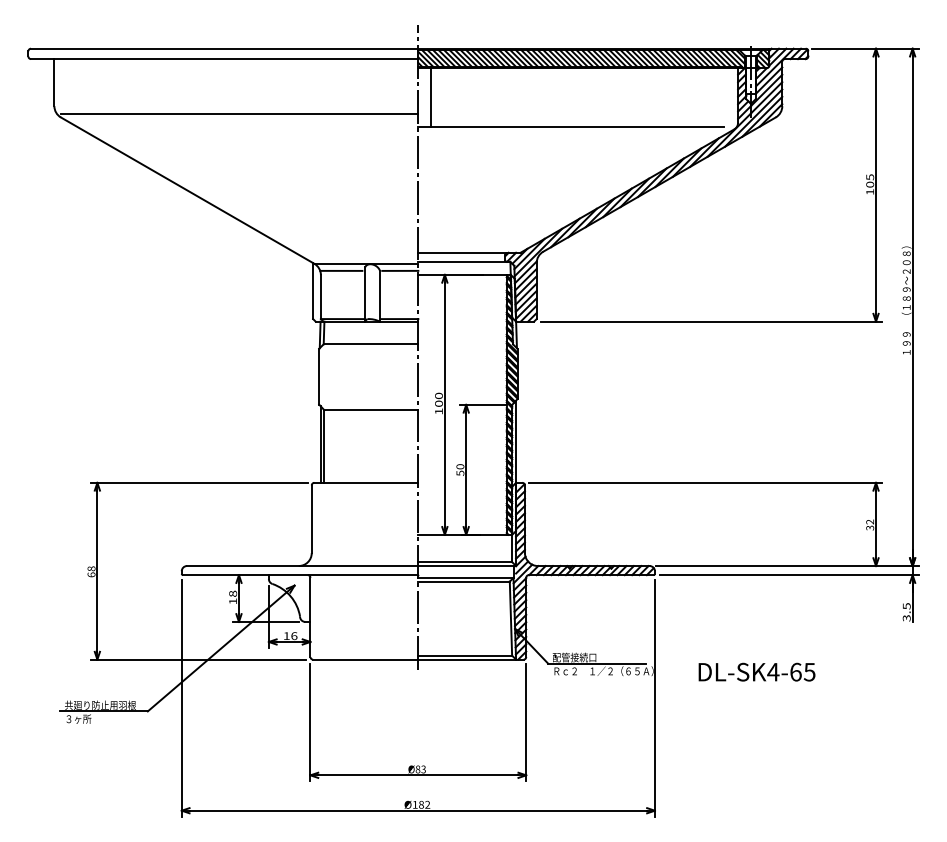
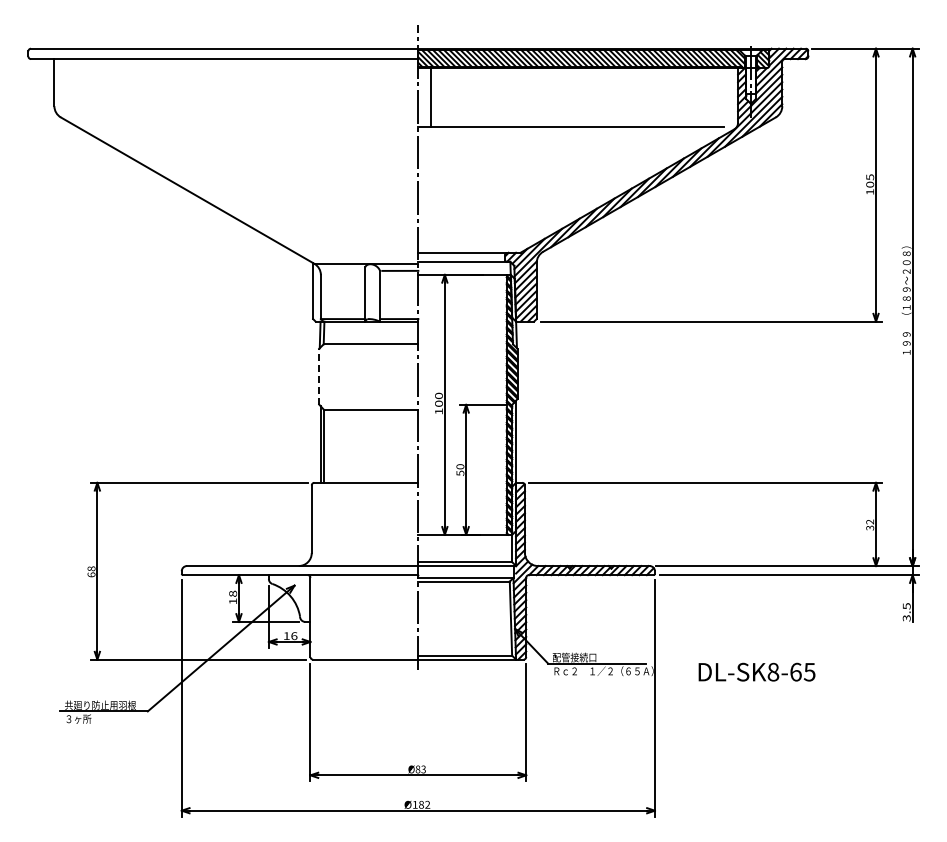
line: present -> none (239, 113)
line: present -> none (341, 270)
line: solid -> dashed (319, 376)
text: DL-SK4-65 -> DL-SK8-65 (773, 671)
